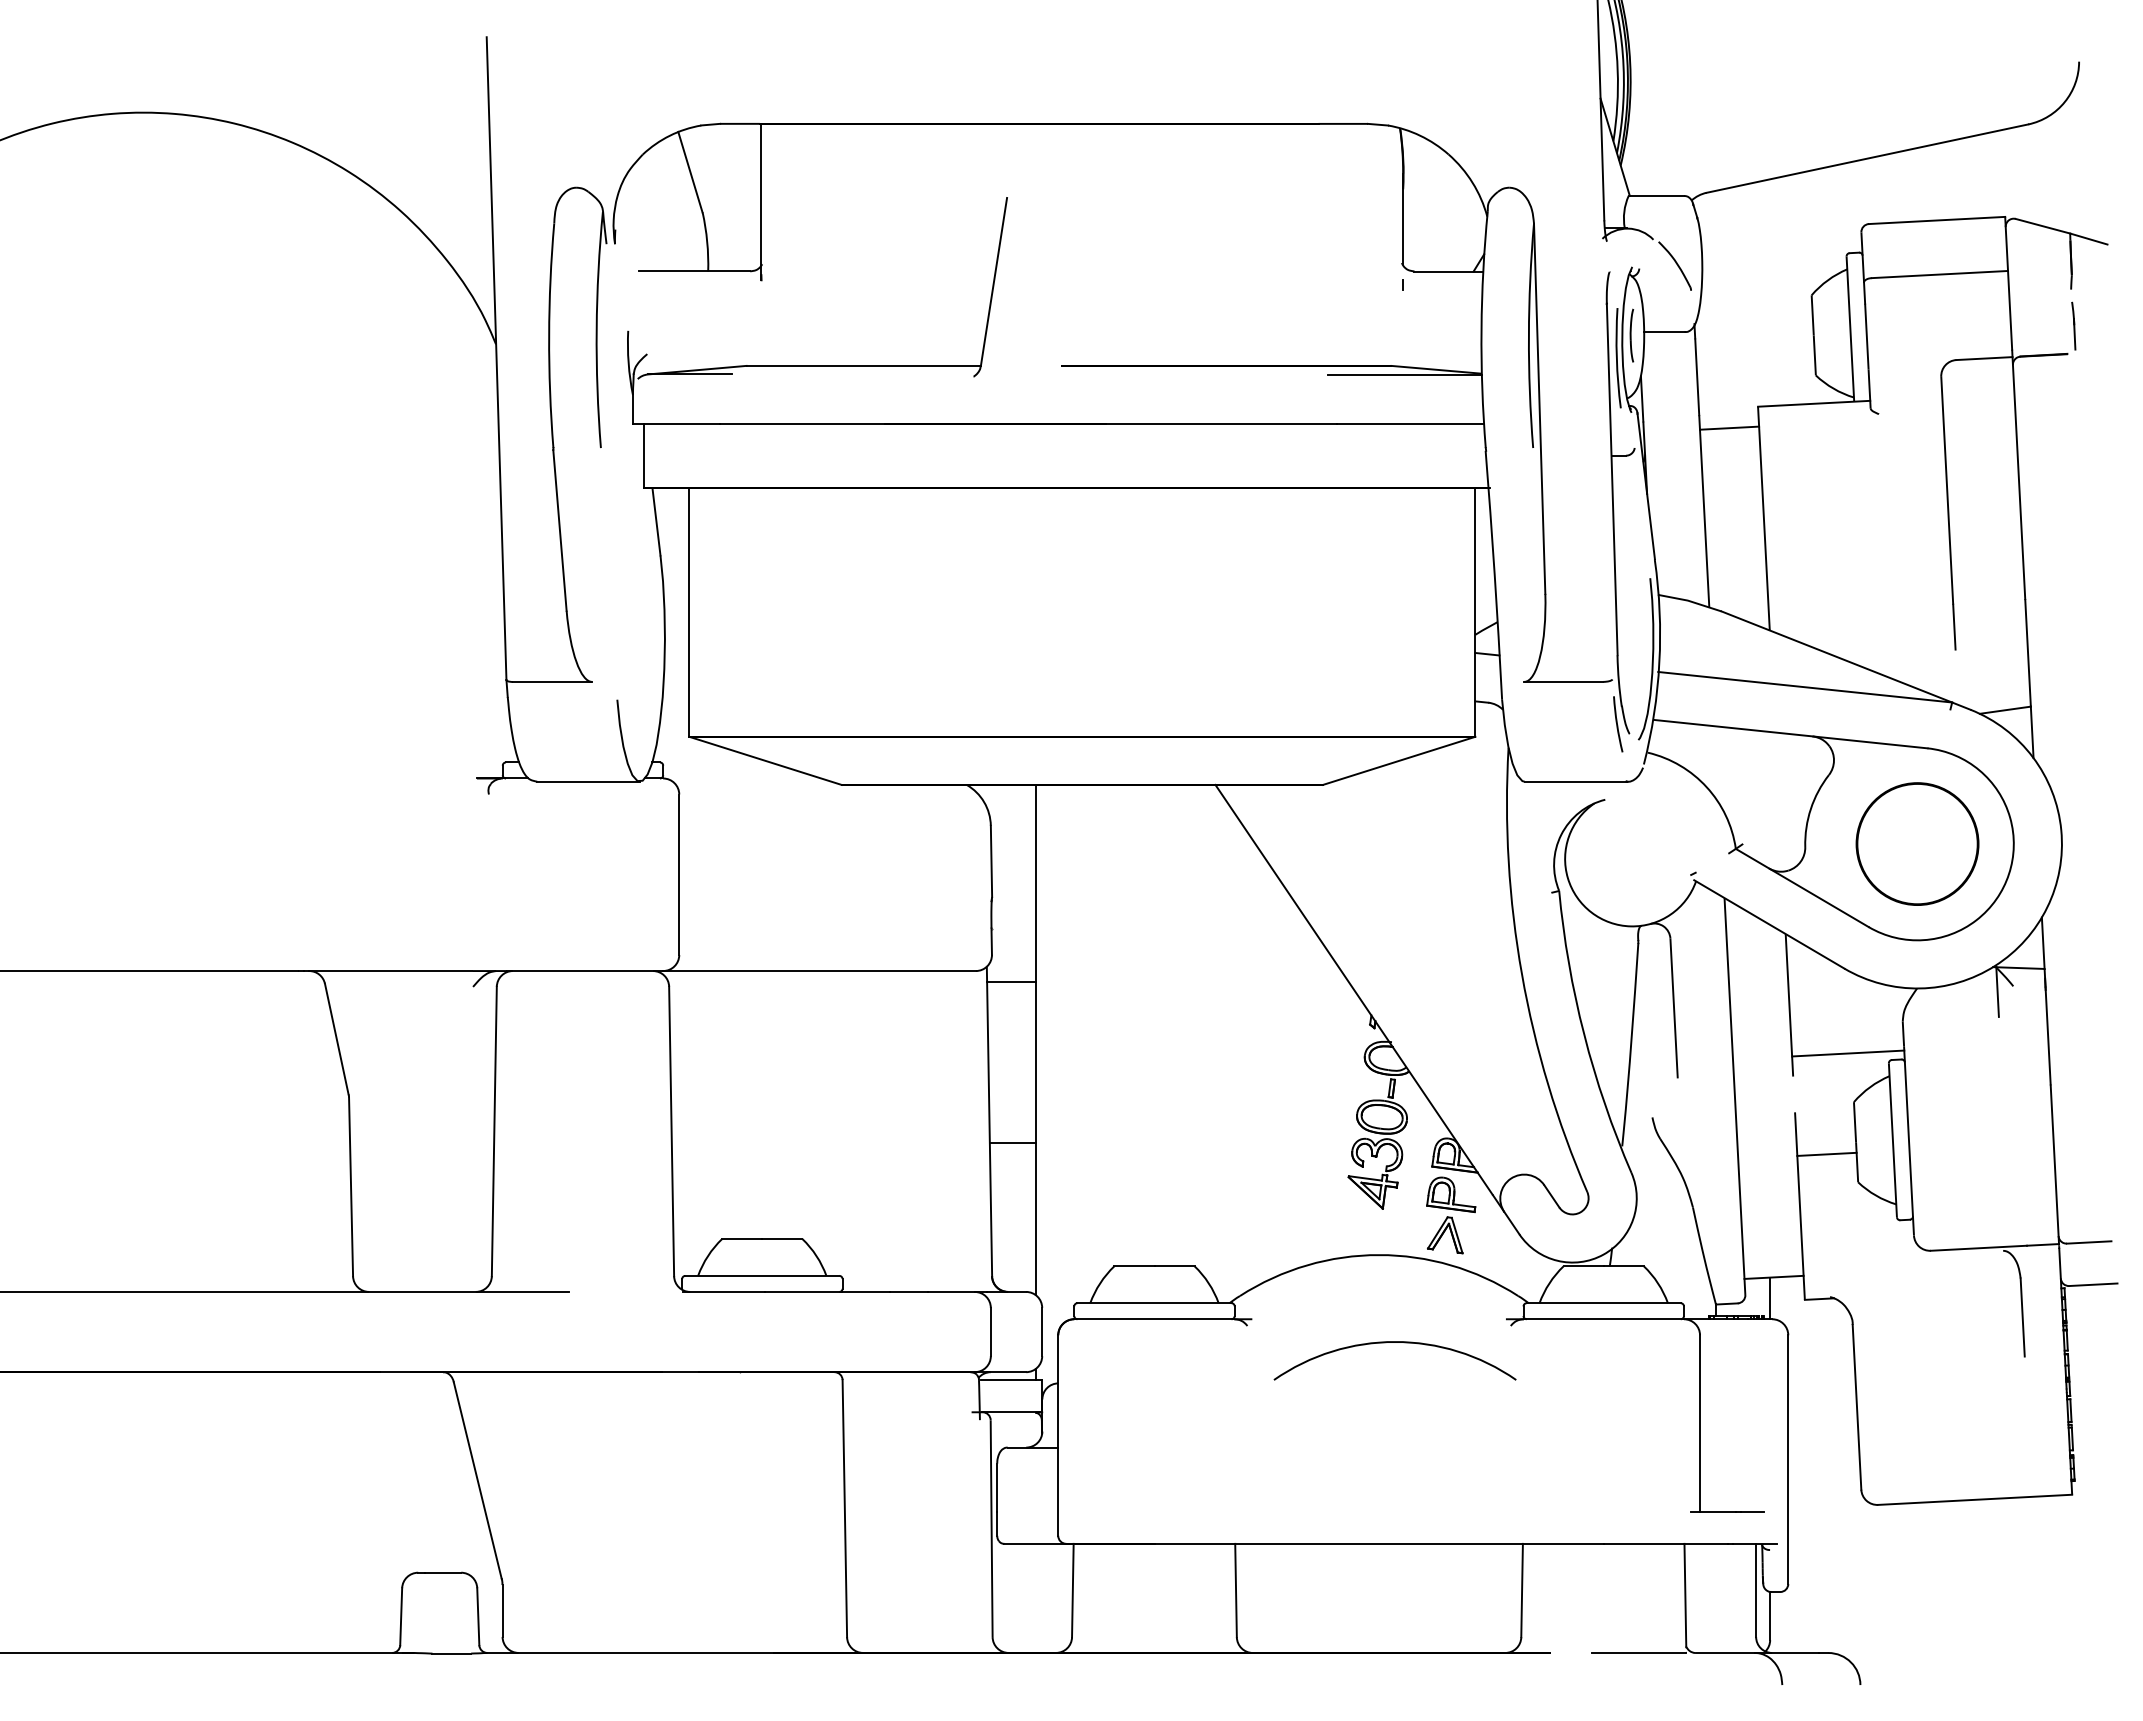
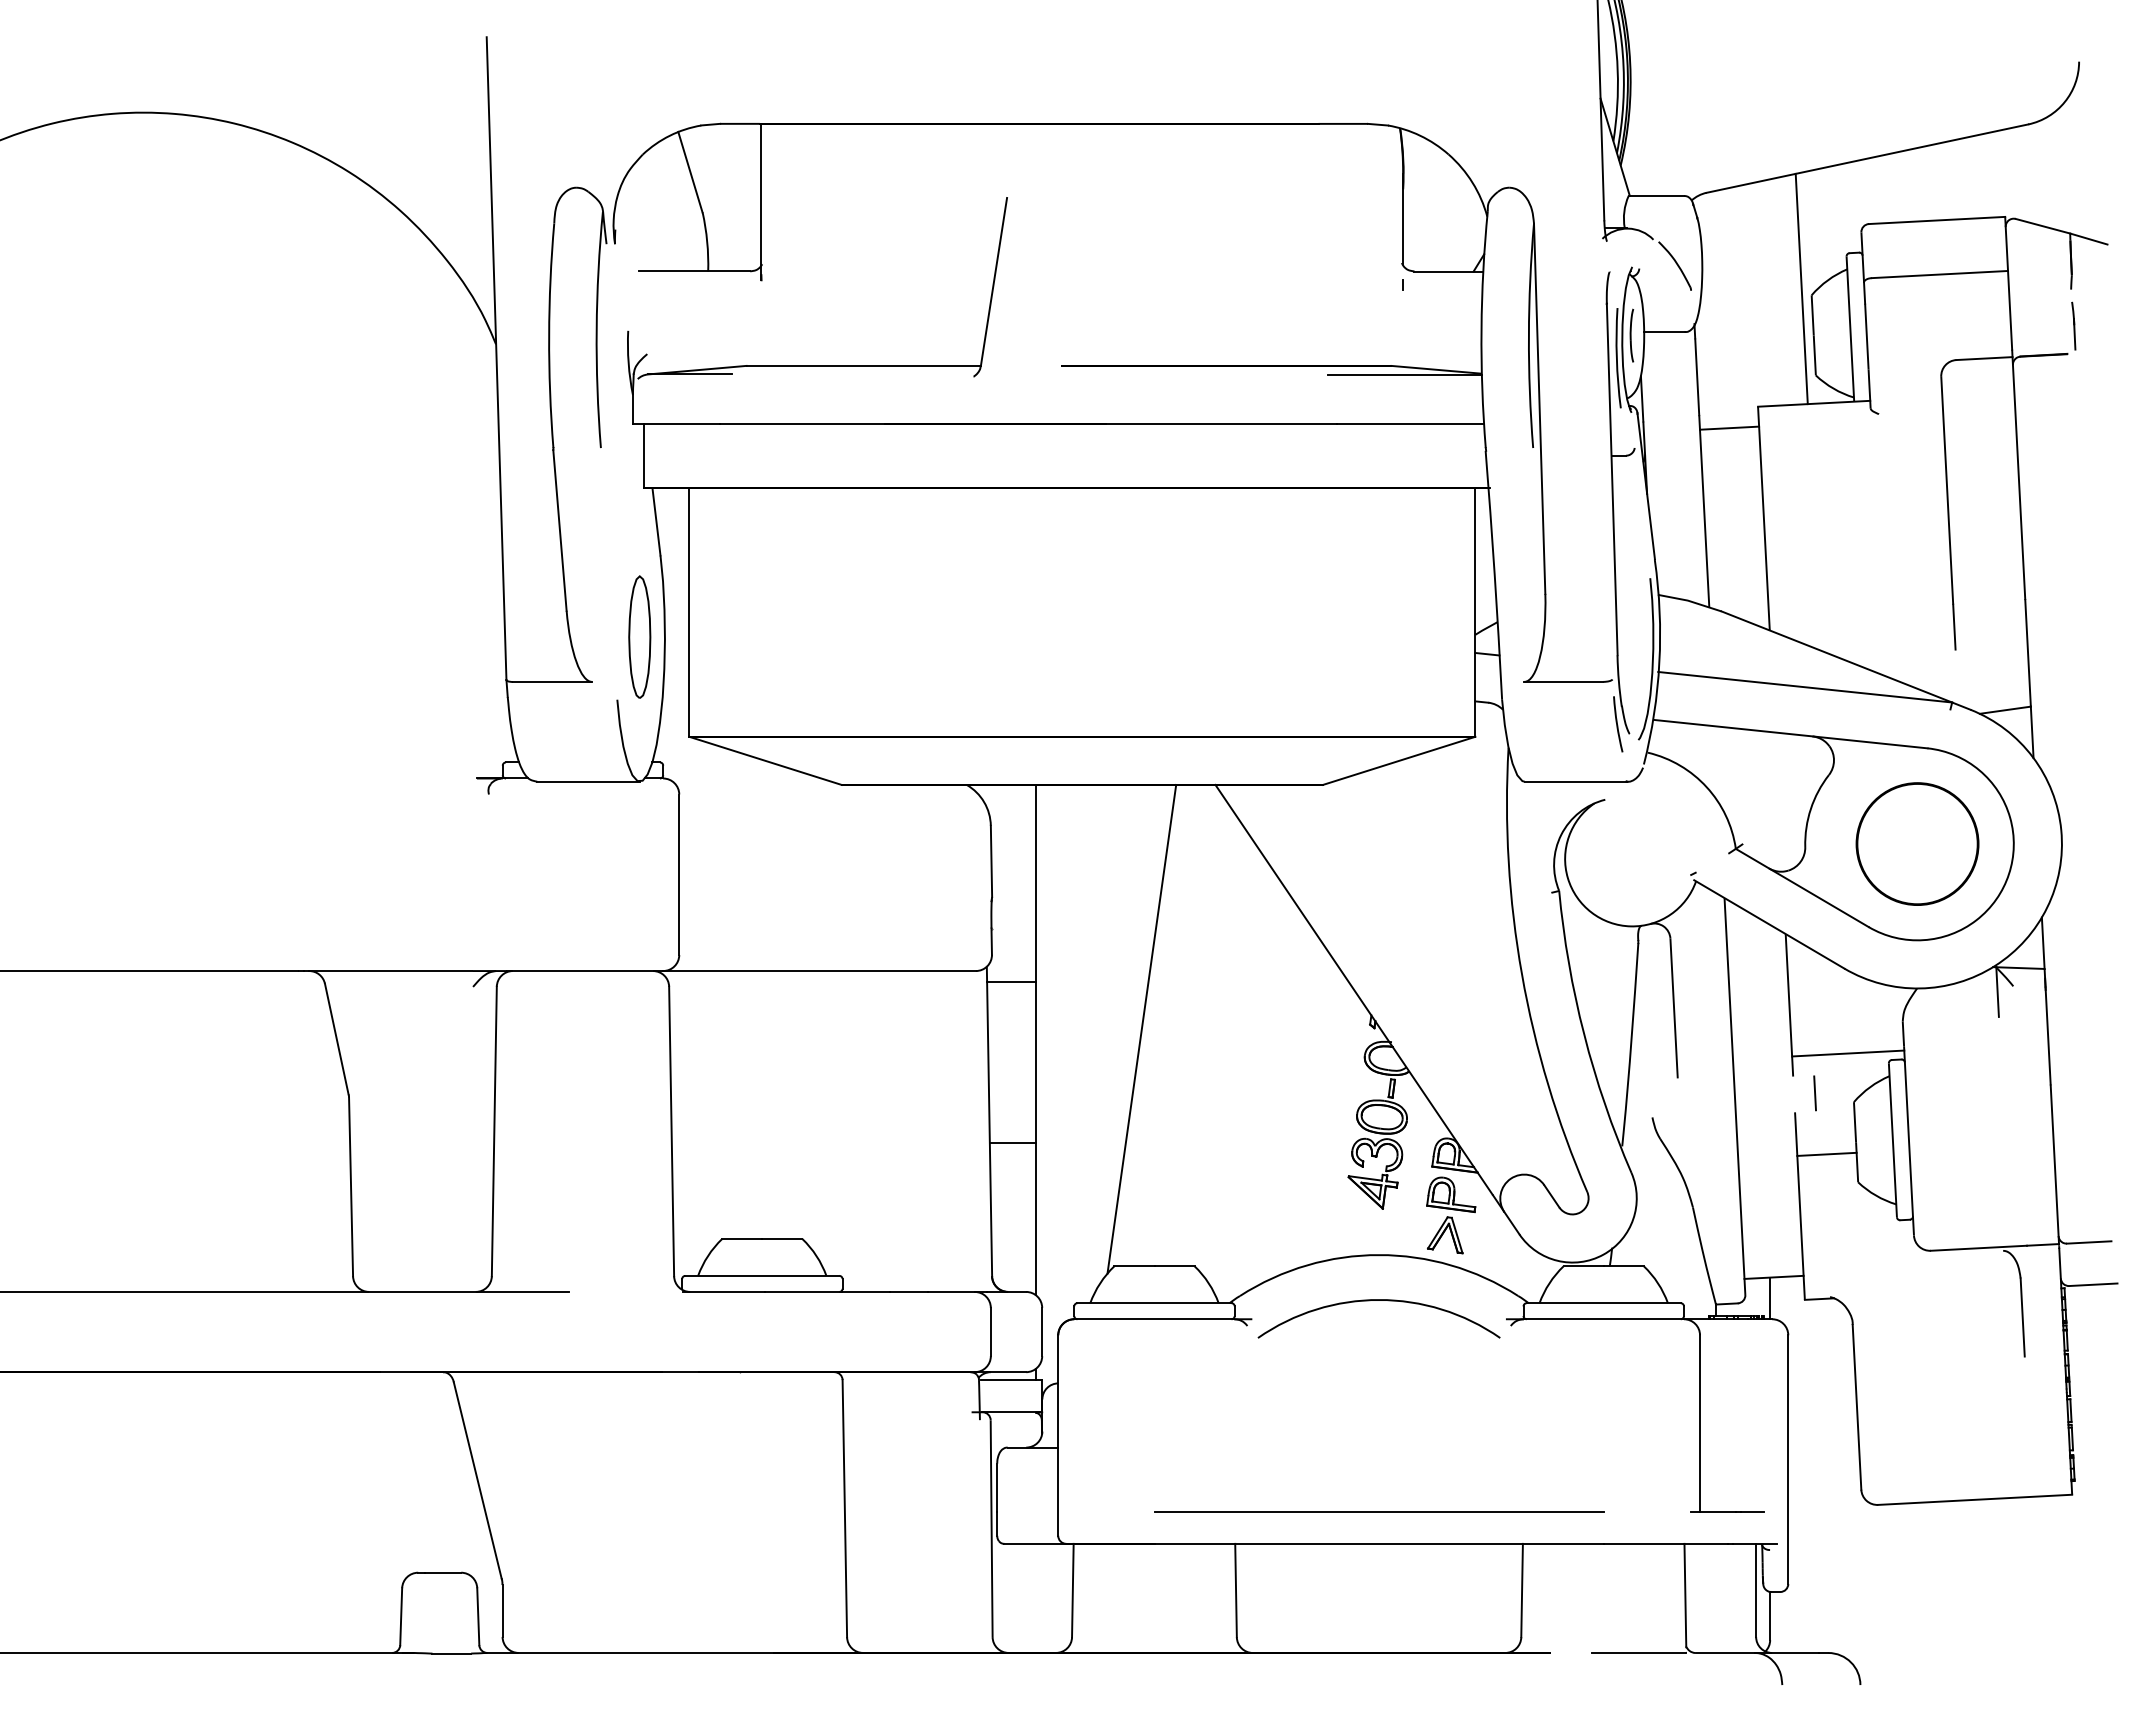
line: none -> present (1801, 288)
part: none -> present (639, 636)
line: none -> present (1141, 1028)
line: none -> present (1814, 1093)
arc position: (1394, 1342) -> (1378, 1300) (1378, 1300)
line: none -> present (1378, 1511)
